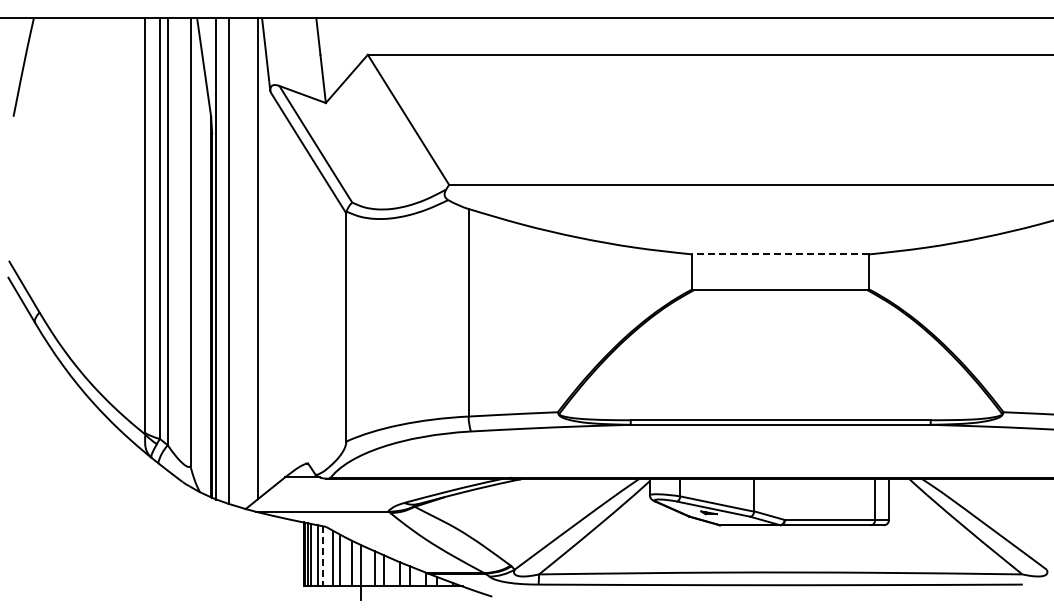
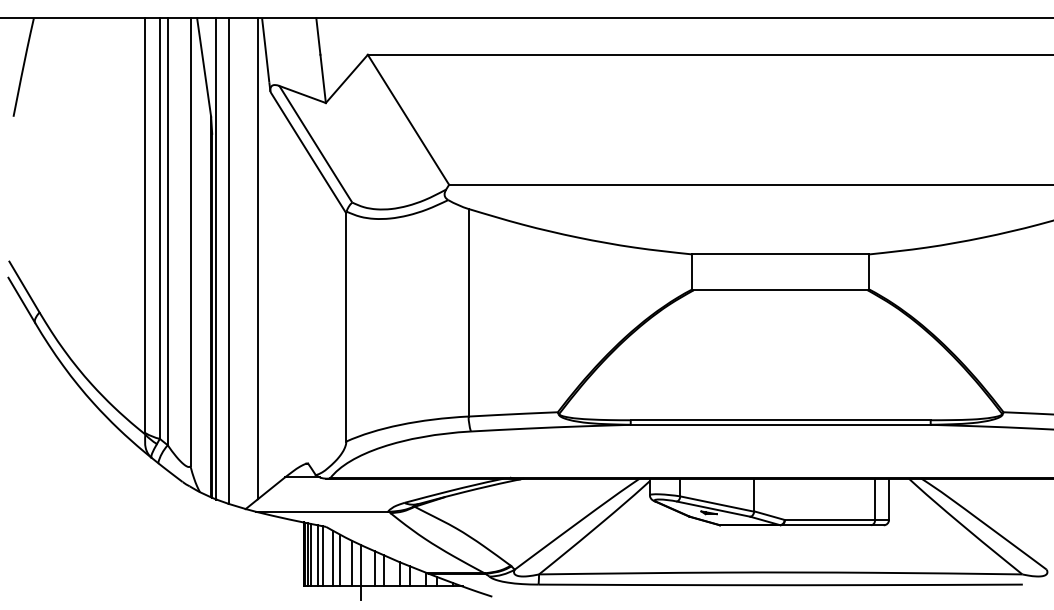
line: dashed -> solid (780, 254)
line: dashed -> solid (323, 556)
